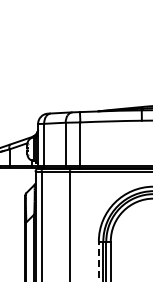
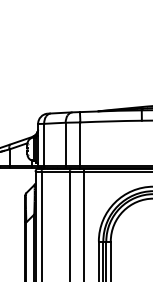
line: none -> present (84, 223)
line: dashed -> solid (98, 261)
